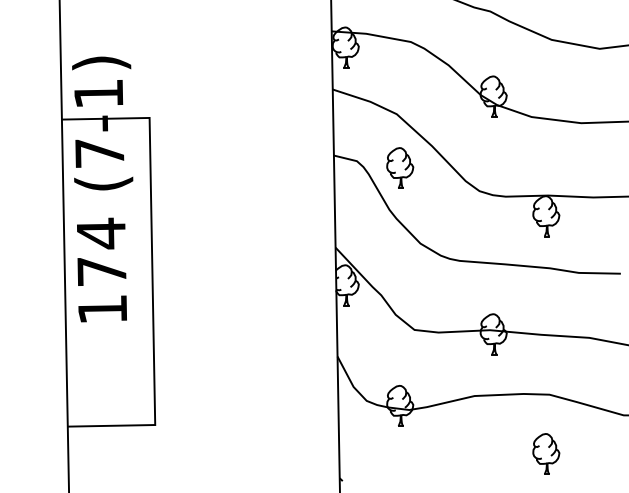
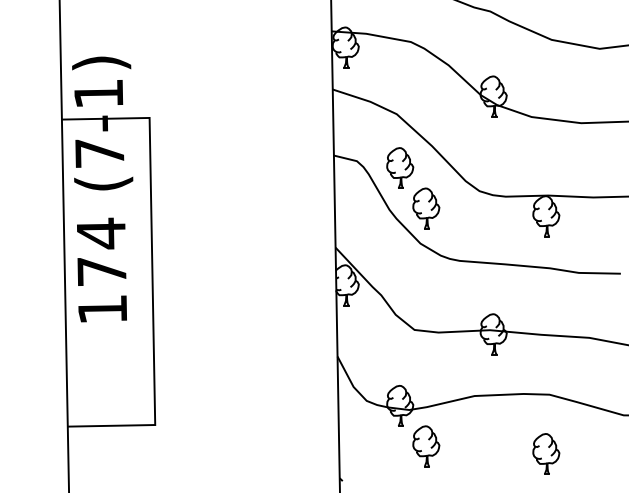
part: none -> present (426, 208)
part: none -> present (426, 446)
